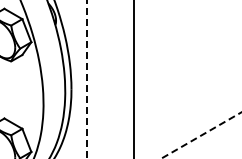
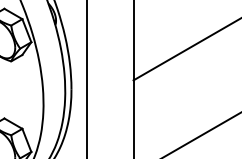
line: none -> present (185, 49)
line: dashed -> solid (86, 79)
line: dashed -> solid (201, 135)
